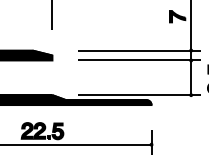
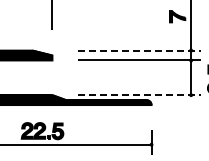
line: solid -> dashed (139, 50)
line: solid -> dashed (139, 95)
